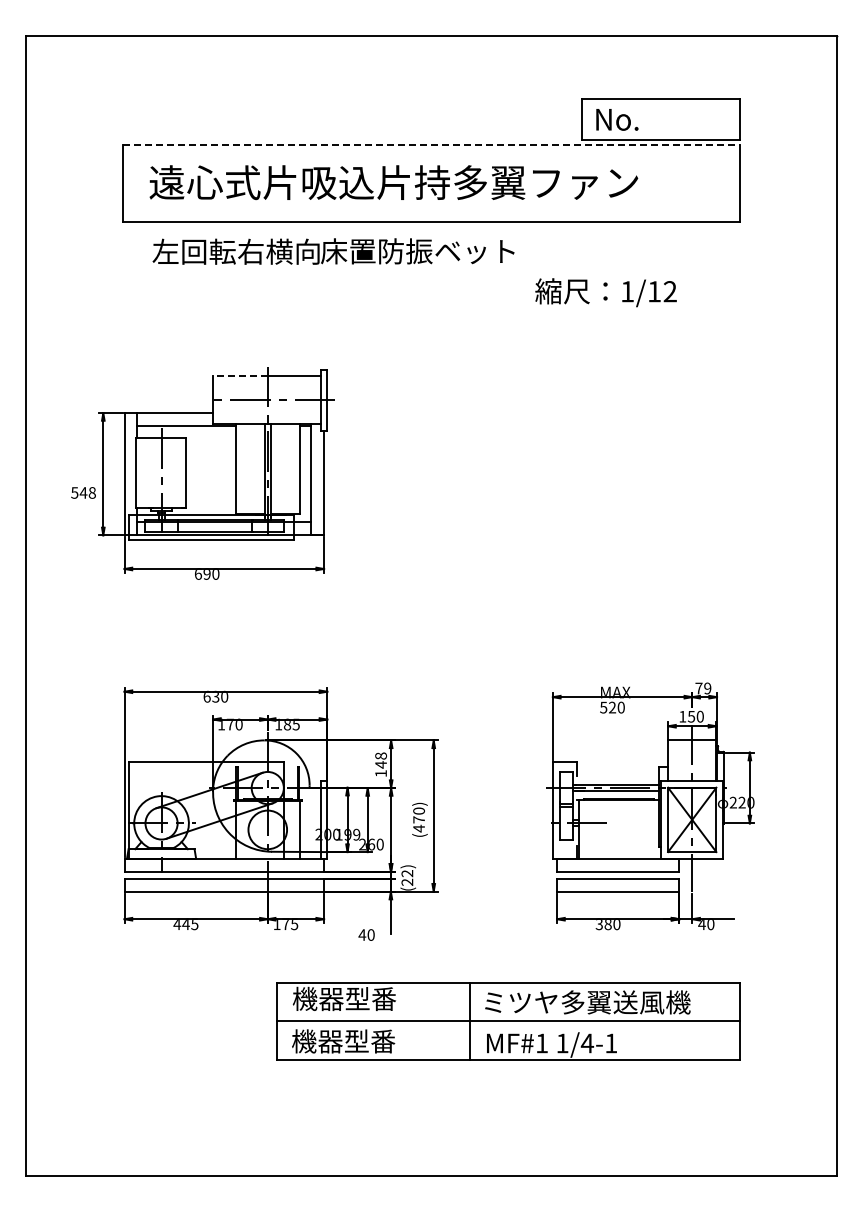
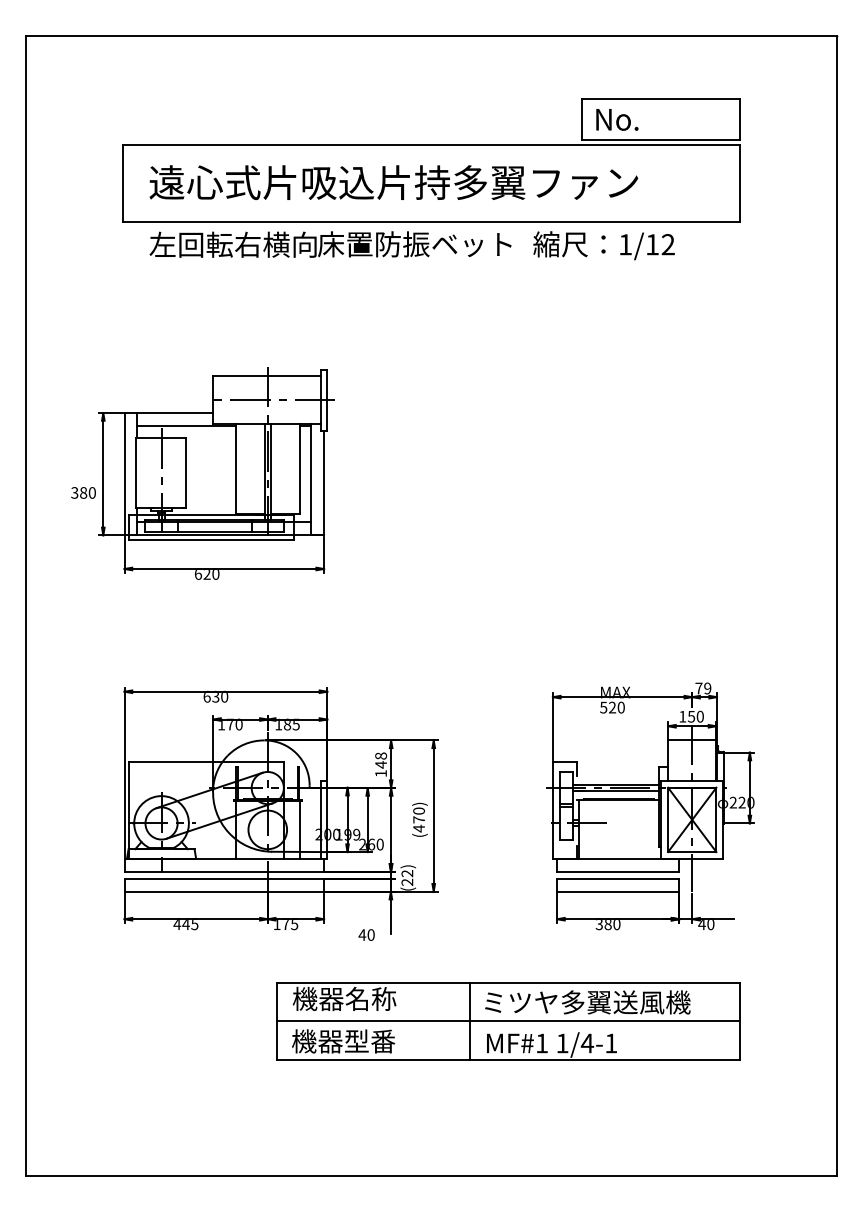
line: dashed -> solid (431, 144)
text position: (333, 251) -> (330, 244) (330, 244)
text position: (605, 292) -> (603, 245) (603, 245)
line: dashed -> solid (240, 376)
text: 548 -> 380 (83, 492)
text: 690 -> 620 (206, 574)
text: 機器型番 -> 機器名称 (370, 998)
